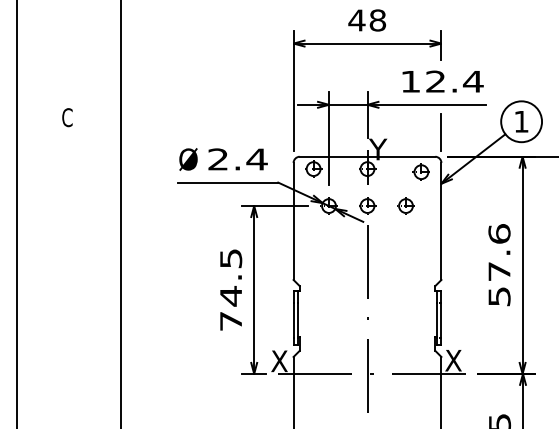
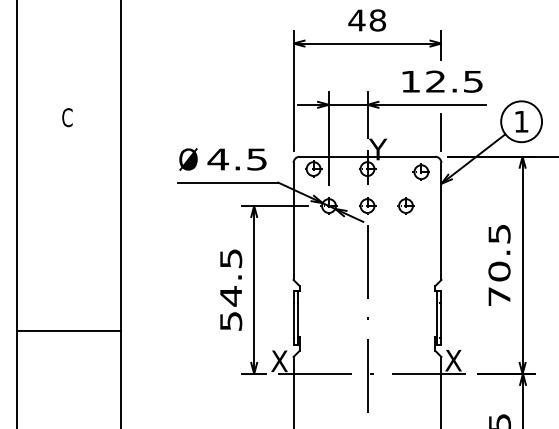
text: 12.4 -> 12.5 (473, 81)
text: 2.4 -> 4.5 (237, 159)
text: 57.6 -> 70.5 (499, 265)
text: 74.5 -> 54.5 (231, 321)
line: none -> present (68, 330)
